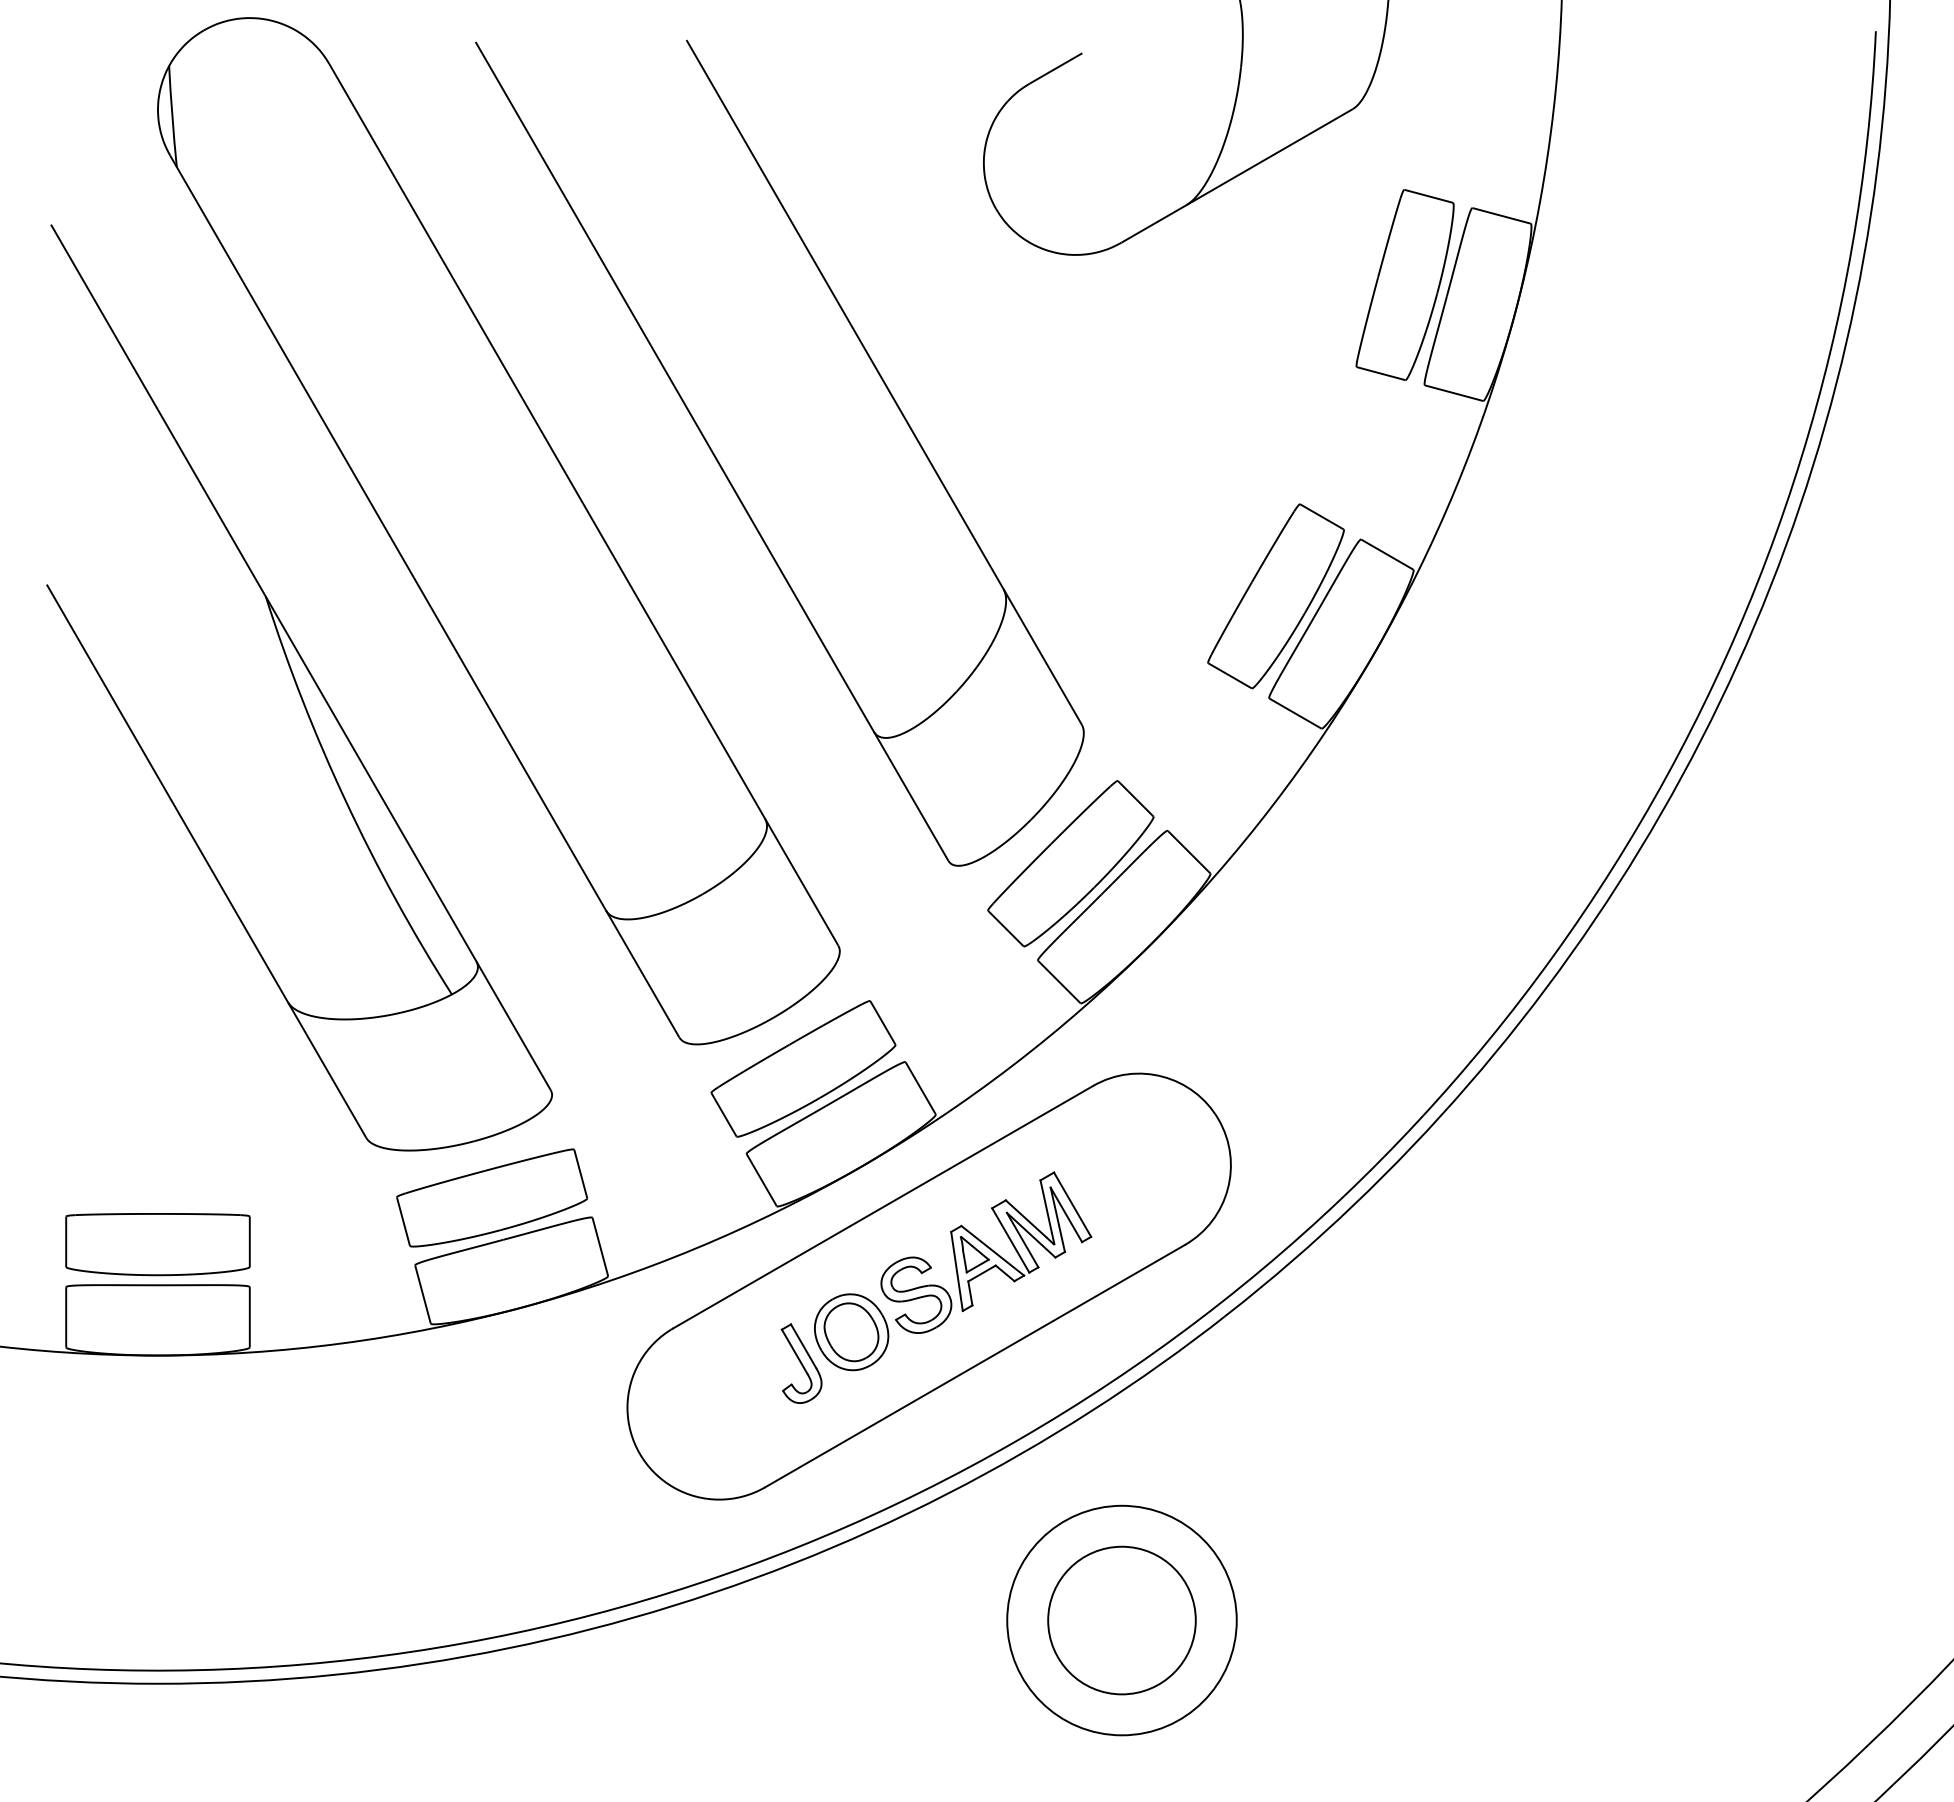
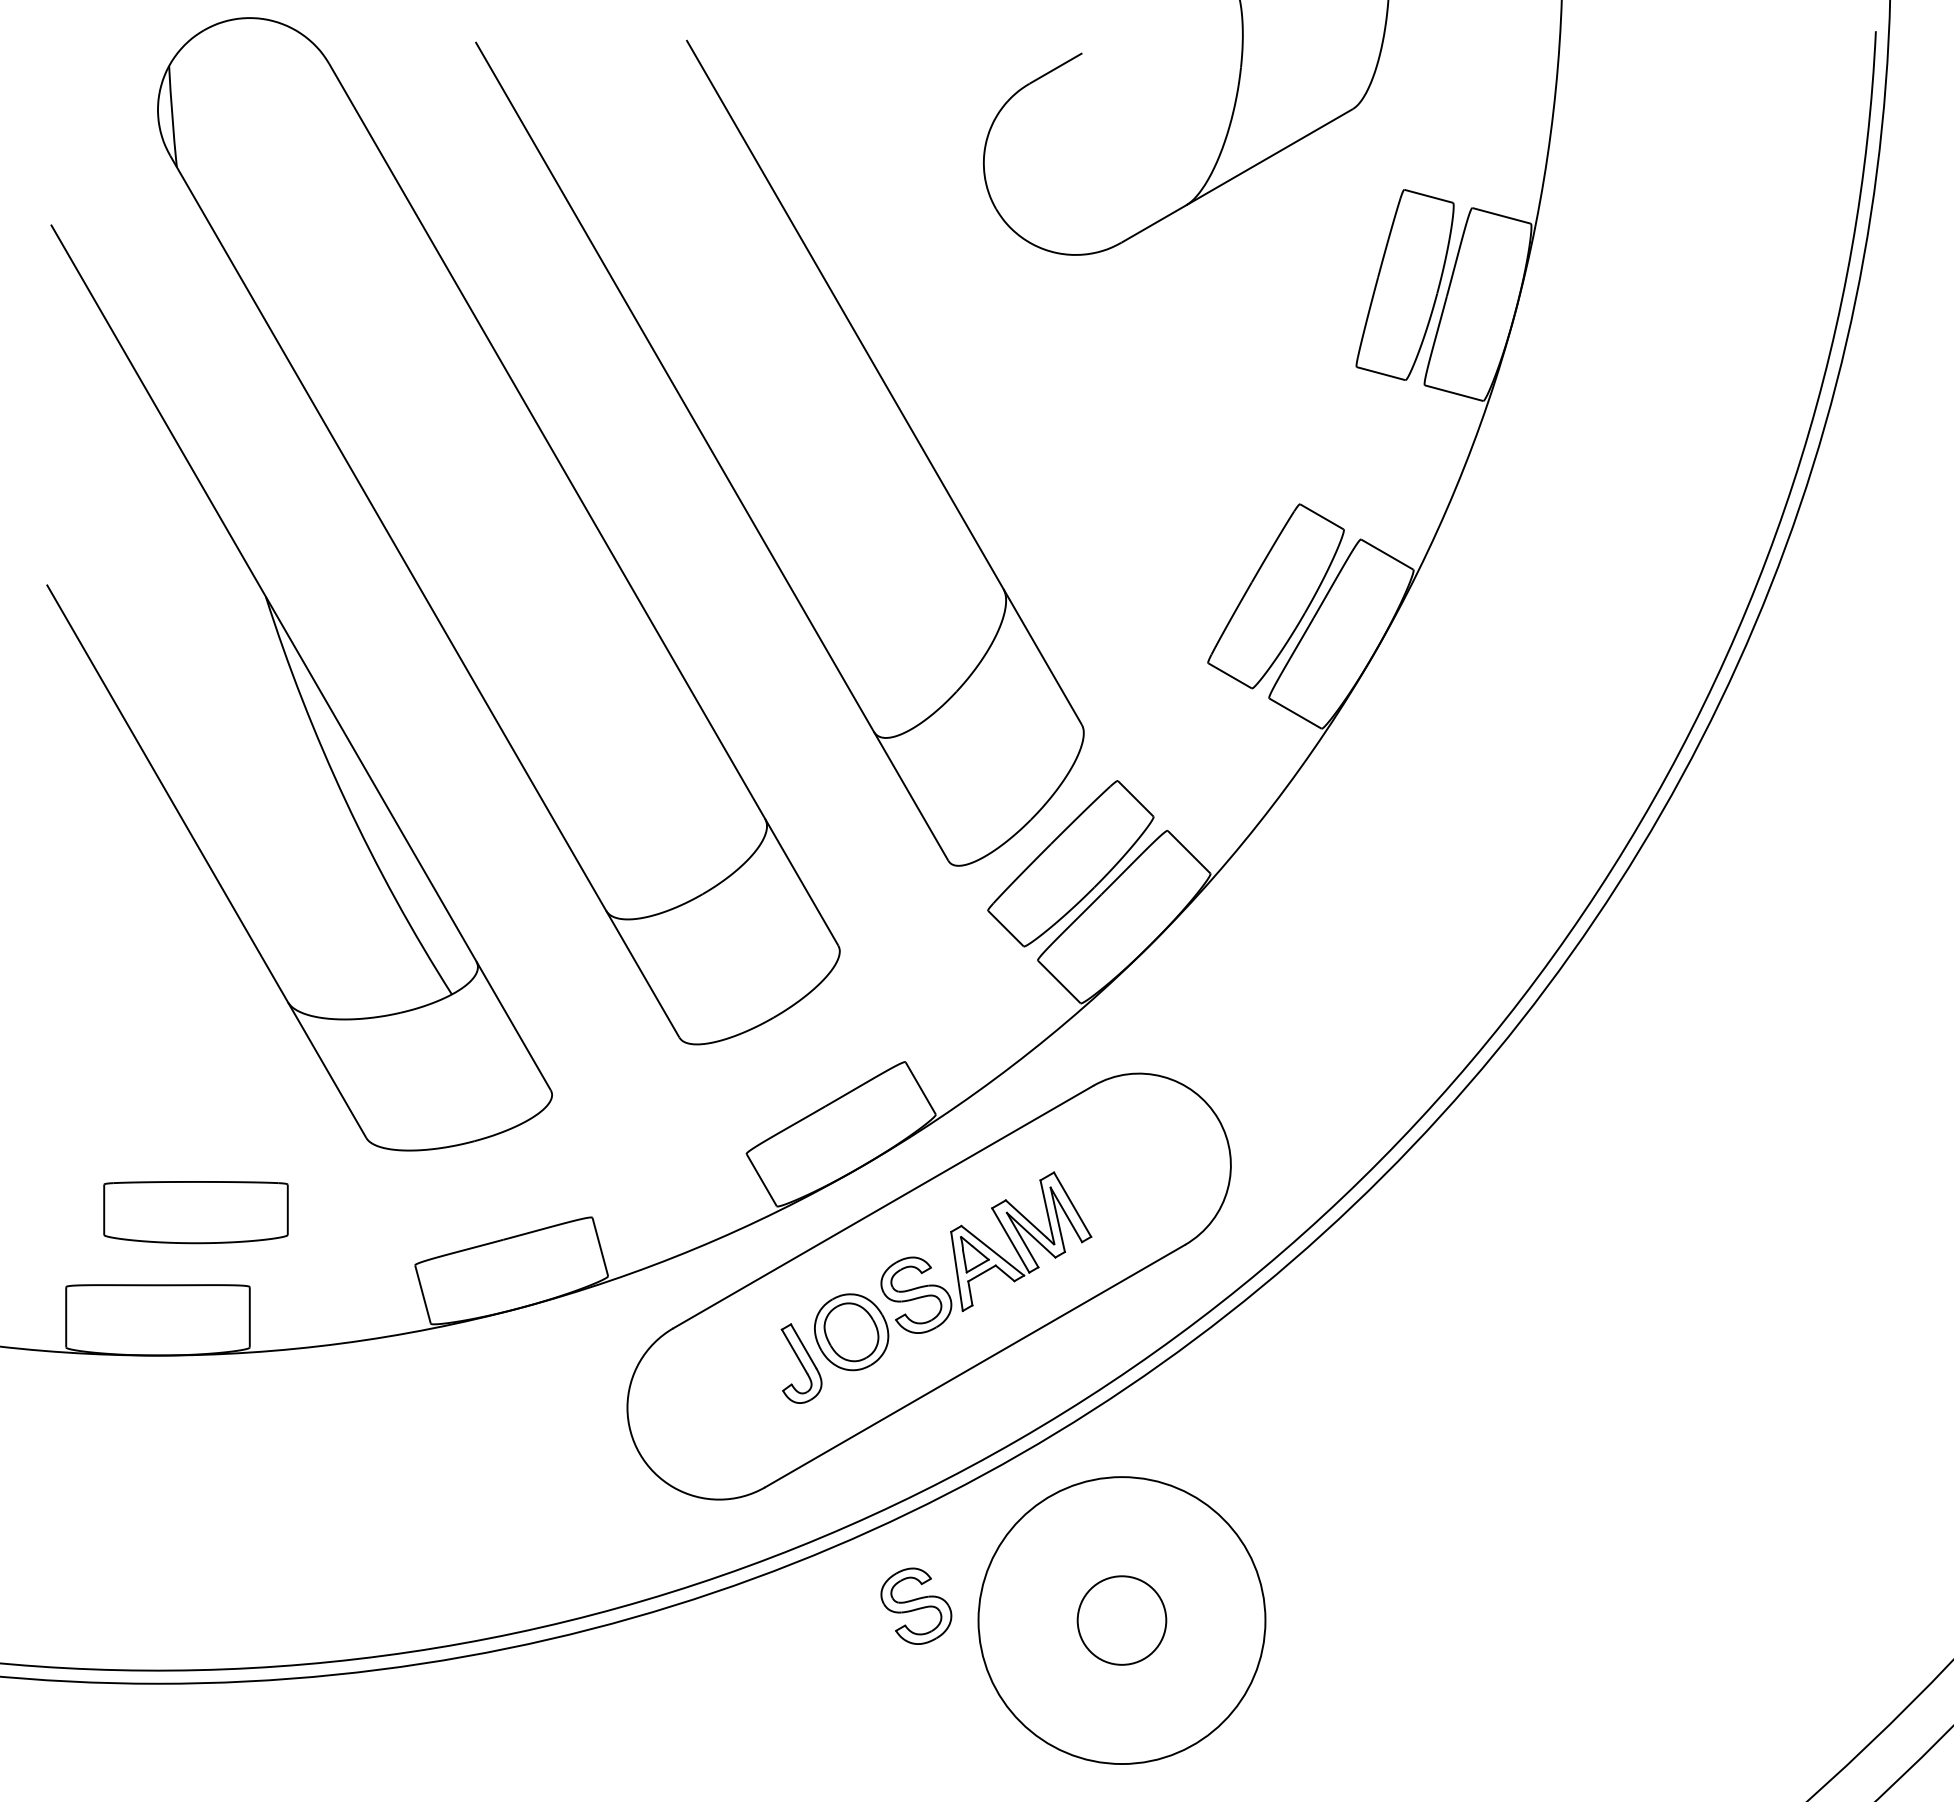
part: present -> none (803, 1068)
part: present -> none (492, 1197)
part position: (157, 1244) -> (195, 1212) (195, 1212)
part: none -> present (916, 1605)
circle diameter: 148 px -> 89 px (1121, 1620)
circle diameter: 230 px -> 287 px (1121, 1620)
